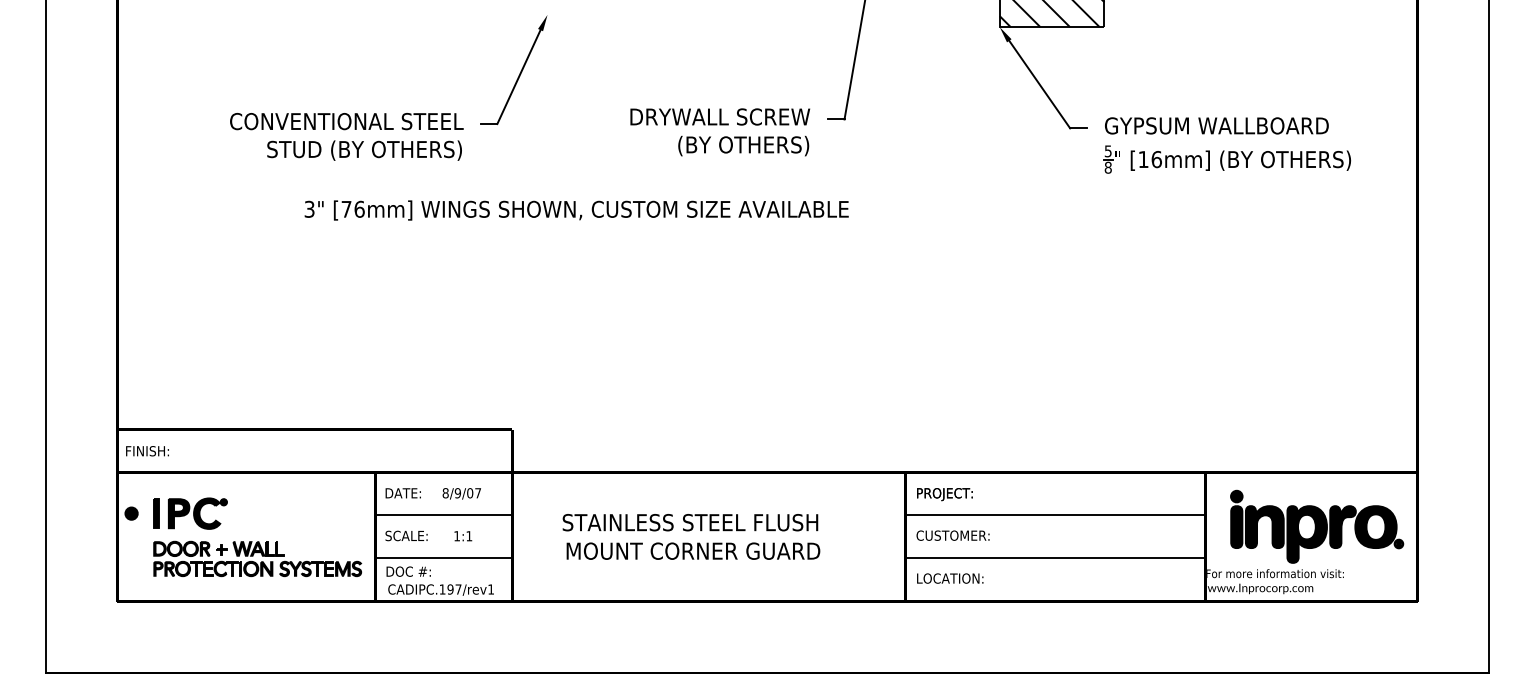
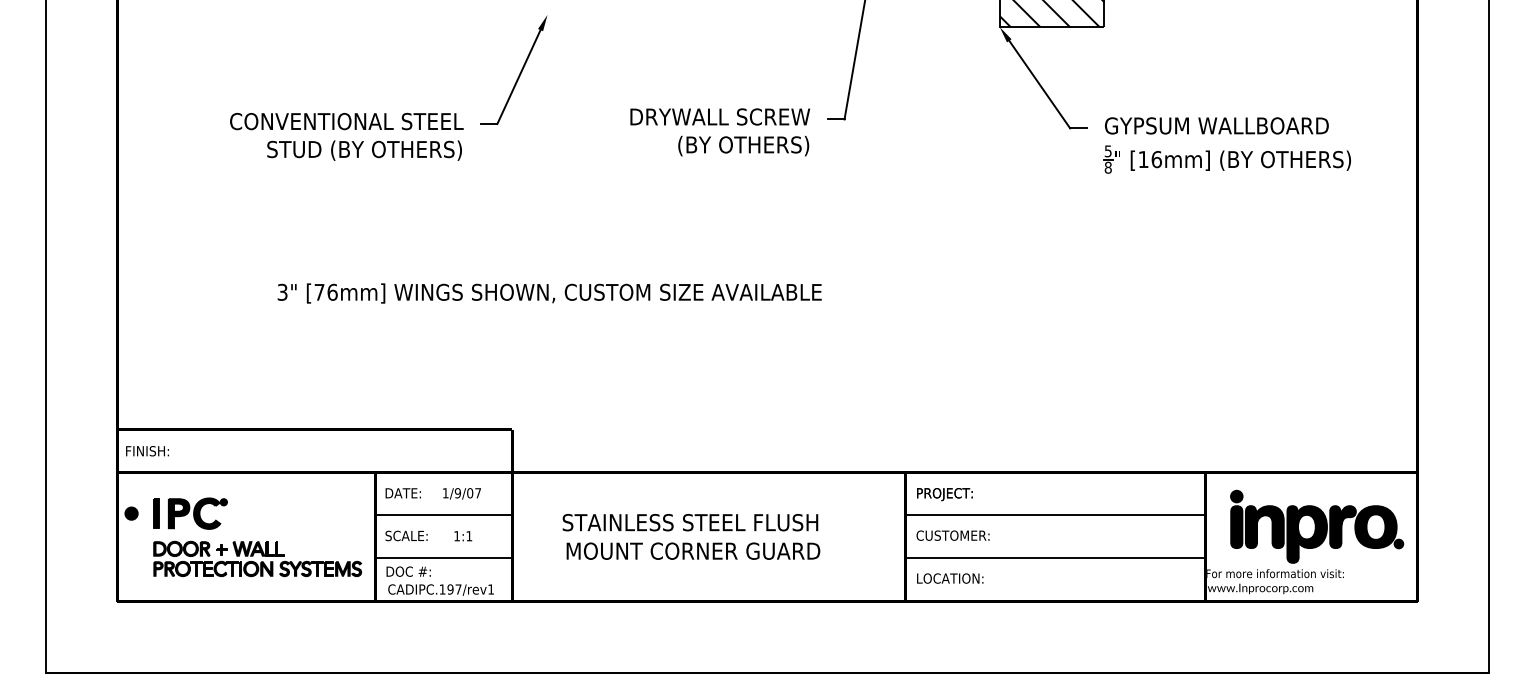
text position: (576, 210) -> (549, 293) (549, 293)
text: 8/9/07 -> 1/9/07 (445, 493)
